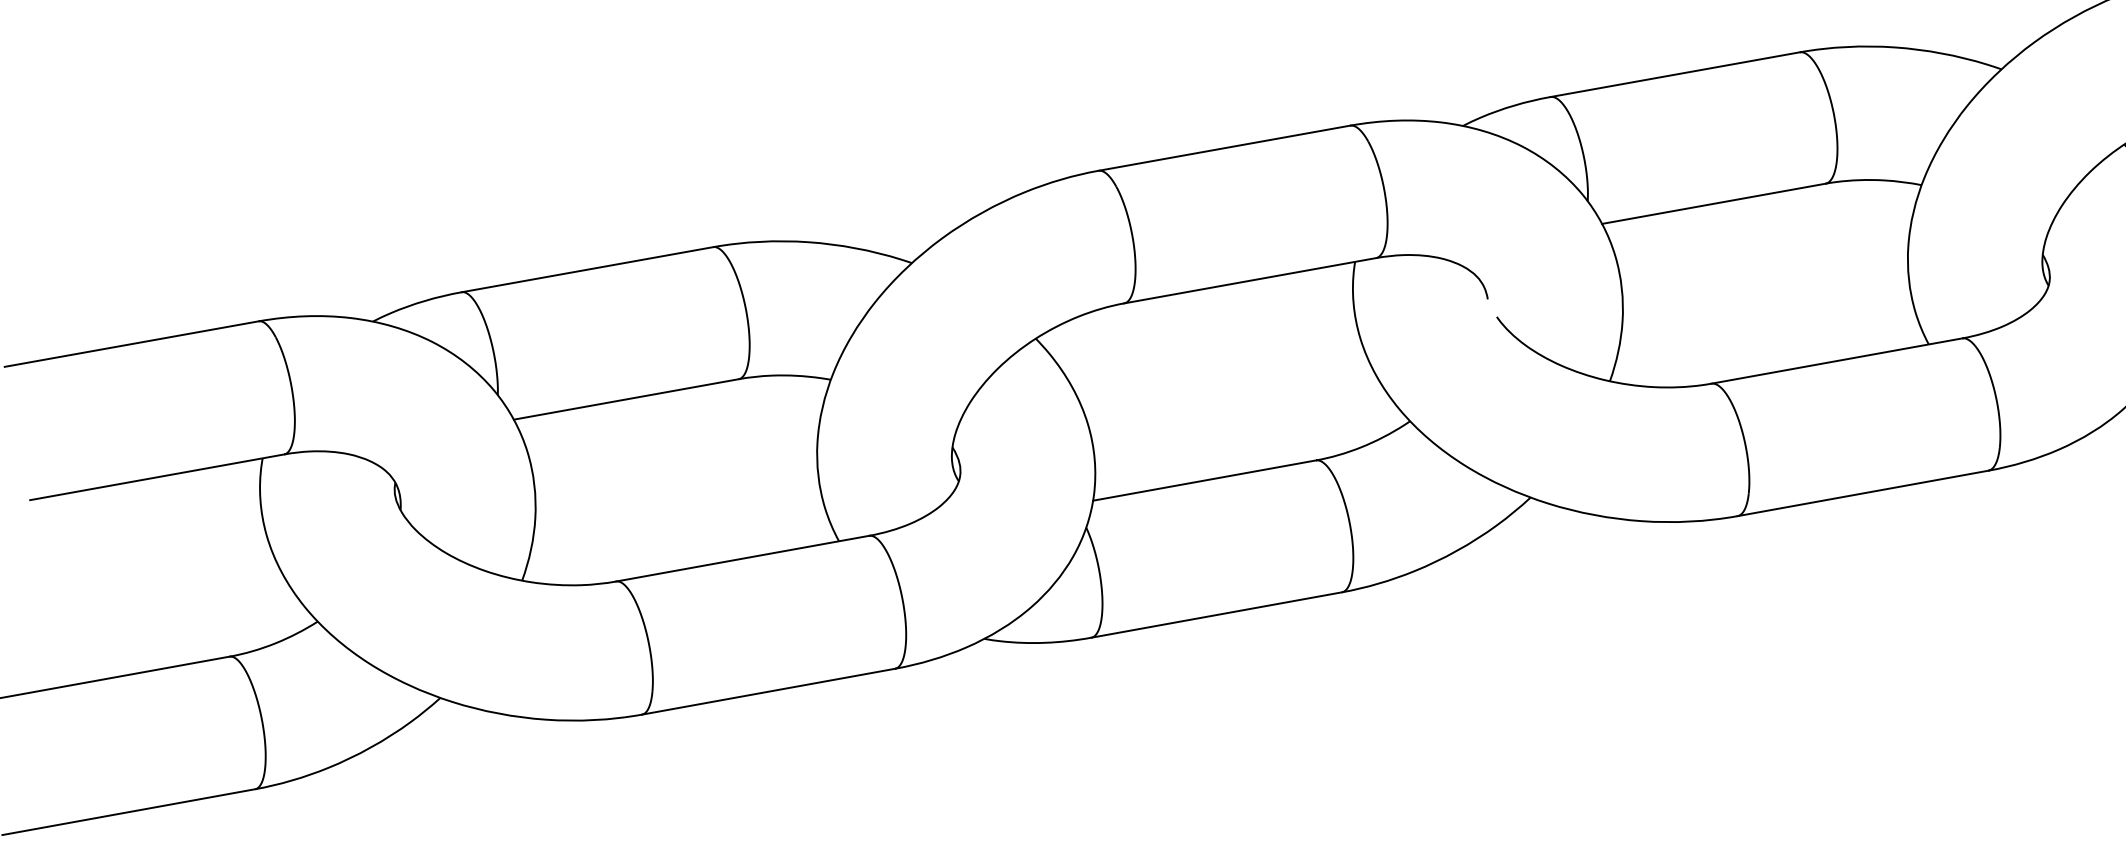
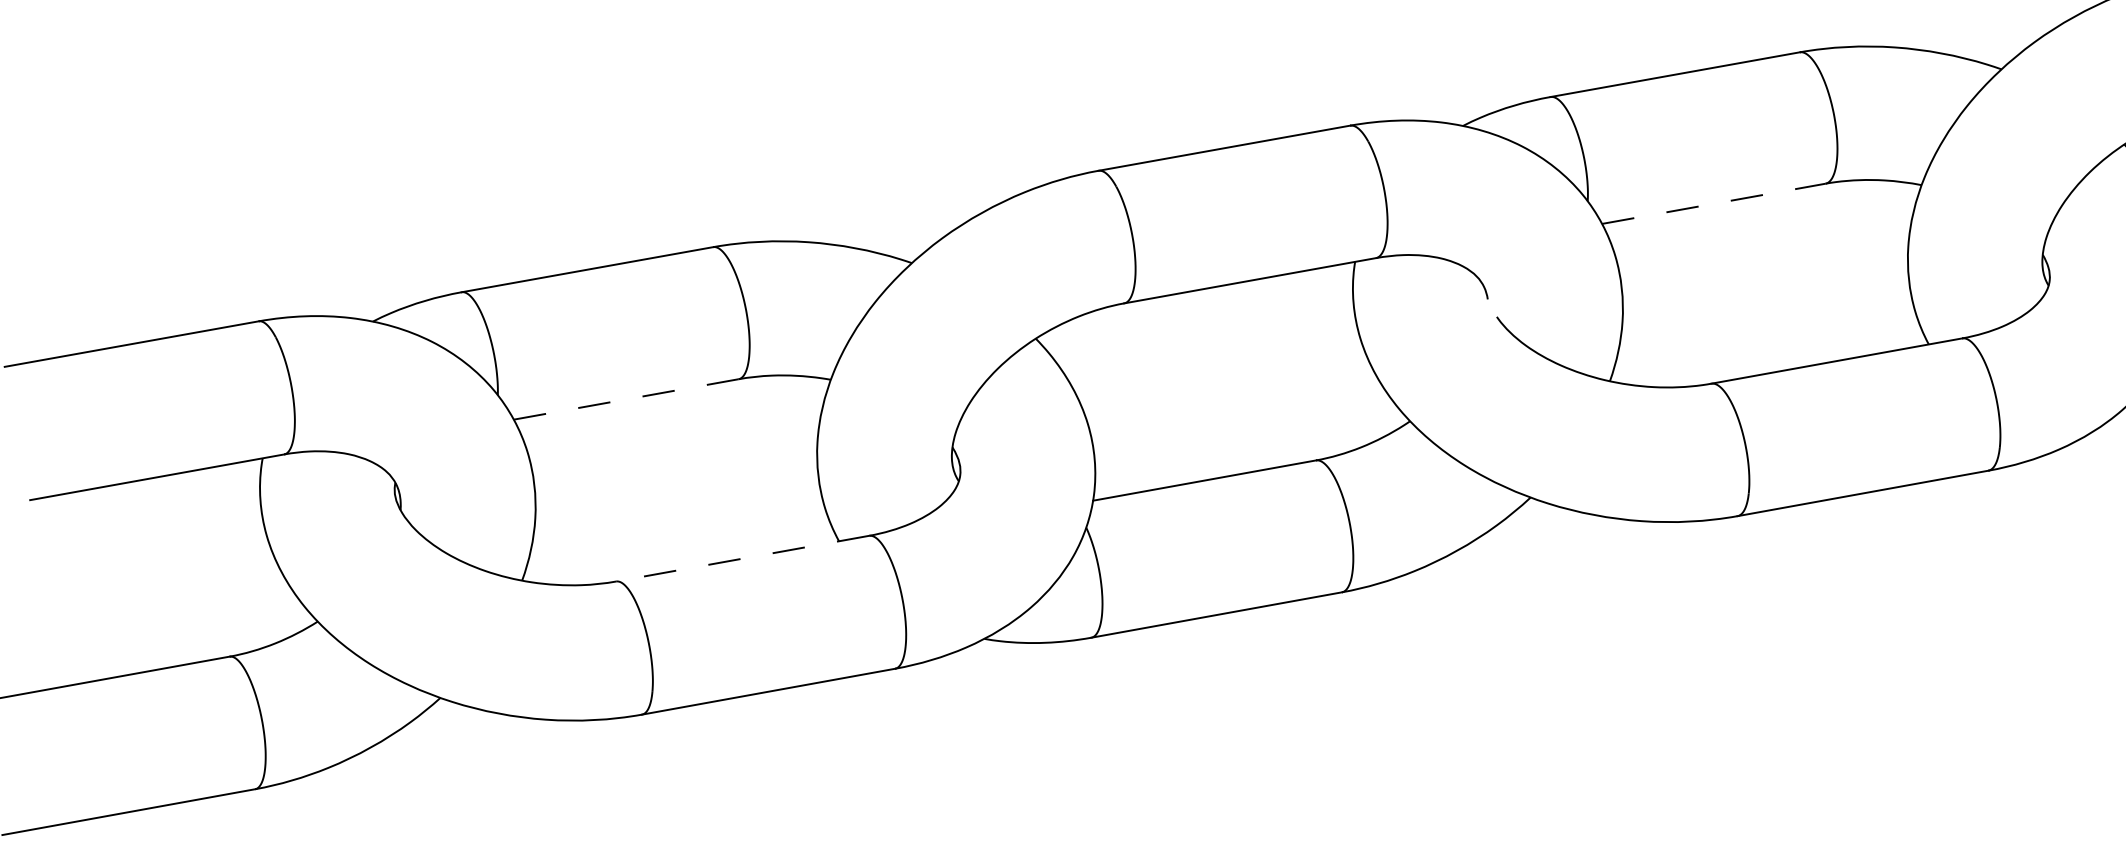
line: solid -> dashed (1714, 203)
line: solid -> dashed (626, 399)
line: solid -> dashed (742, 558)
